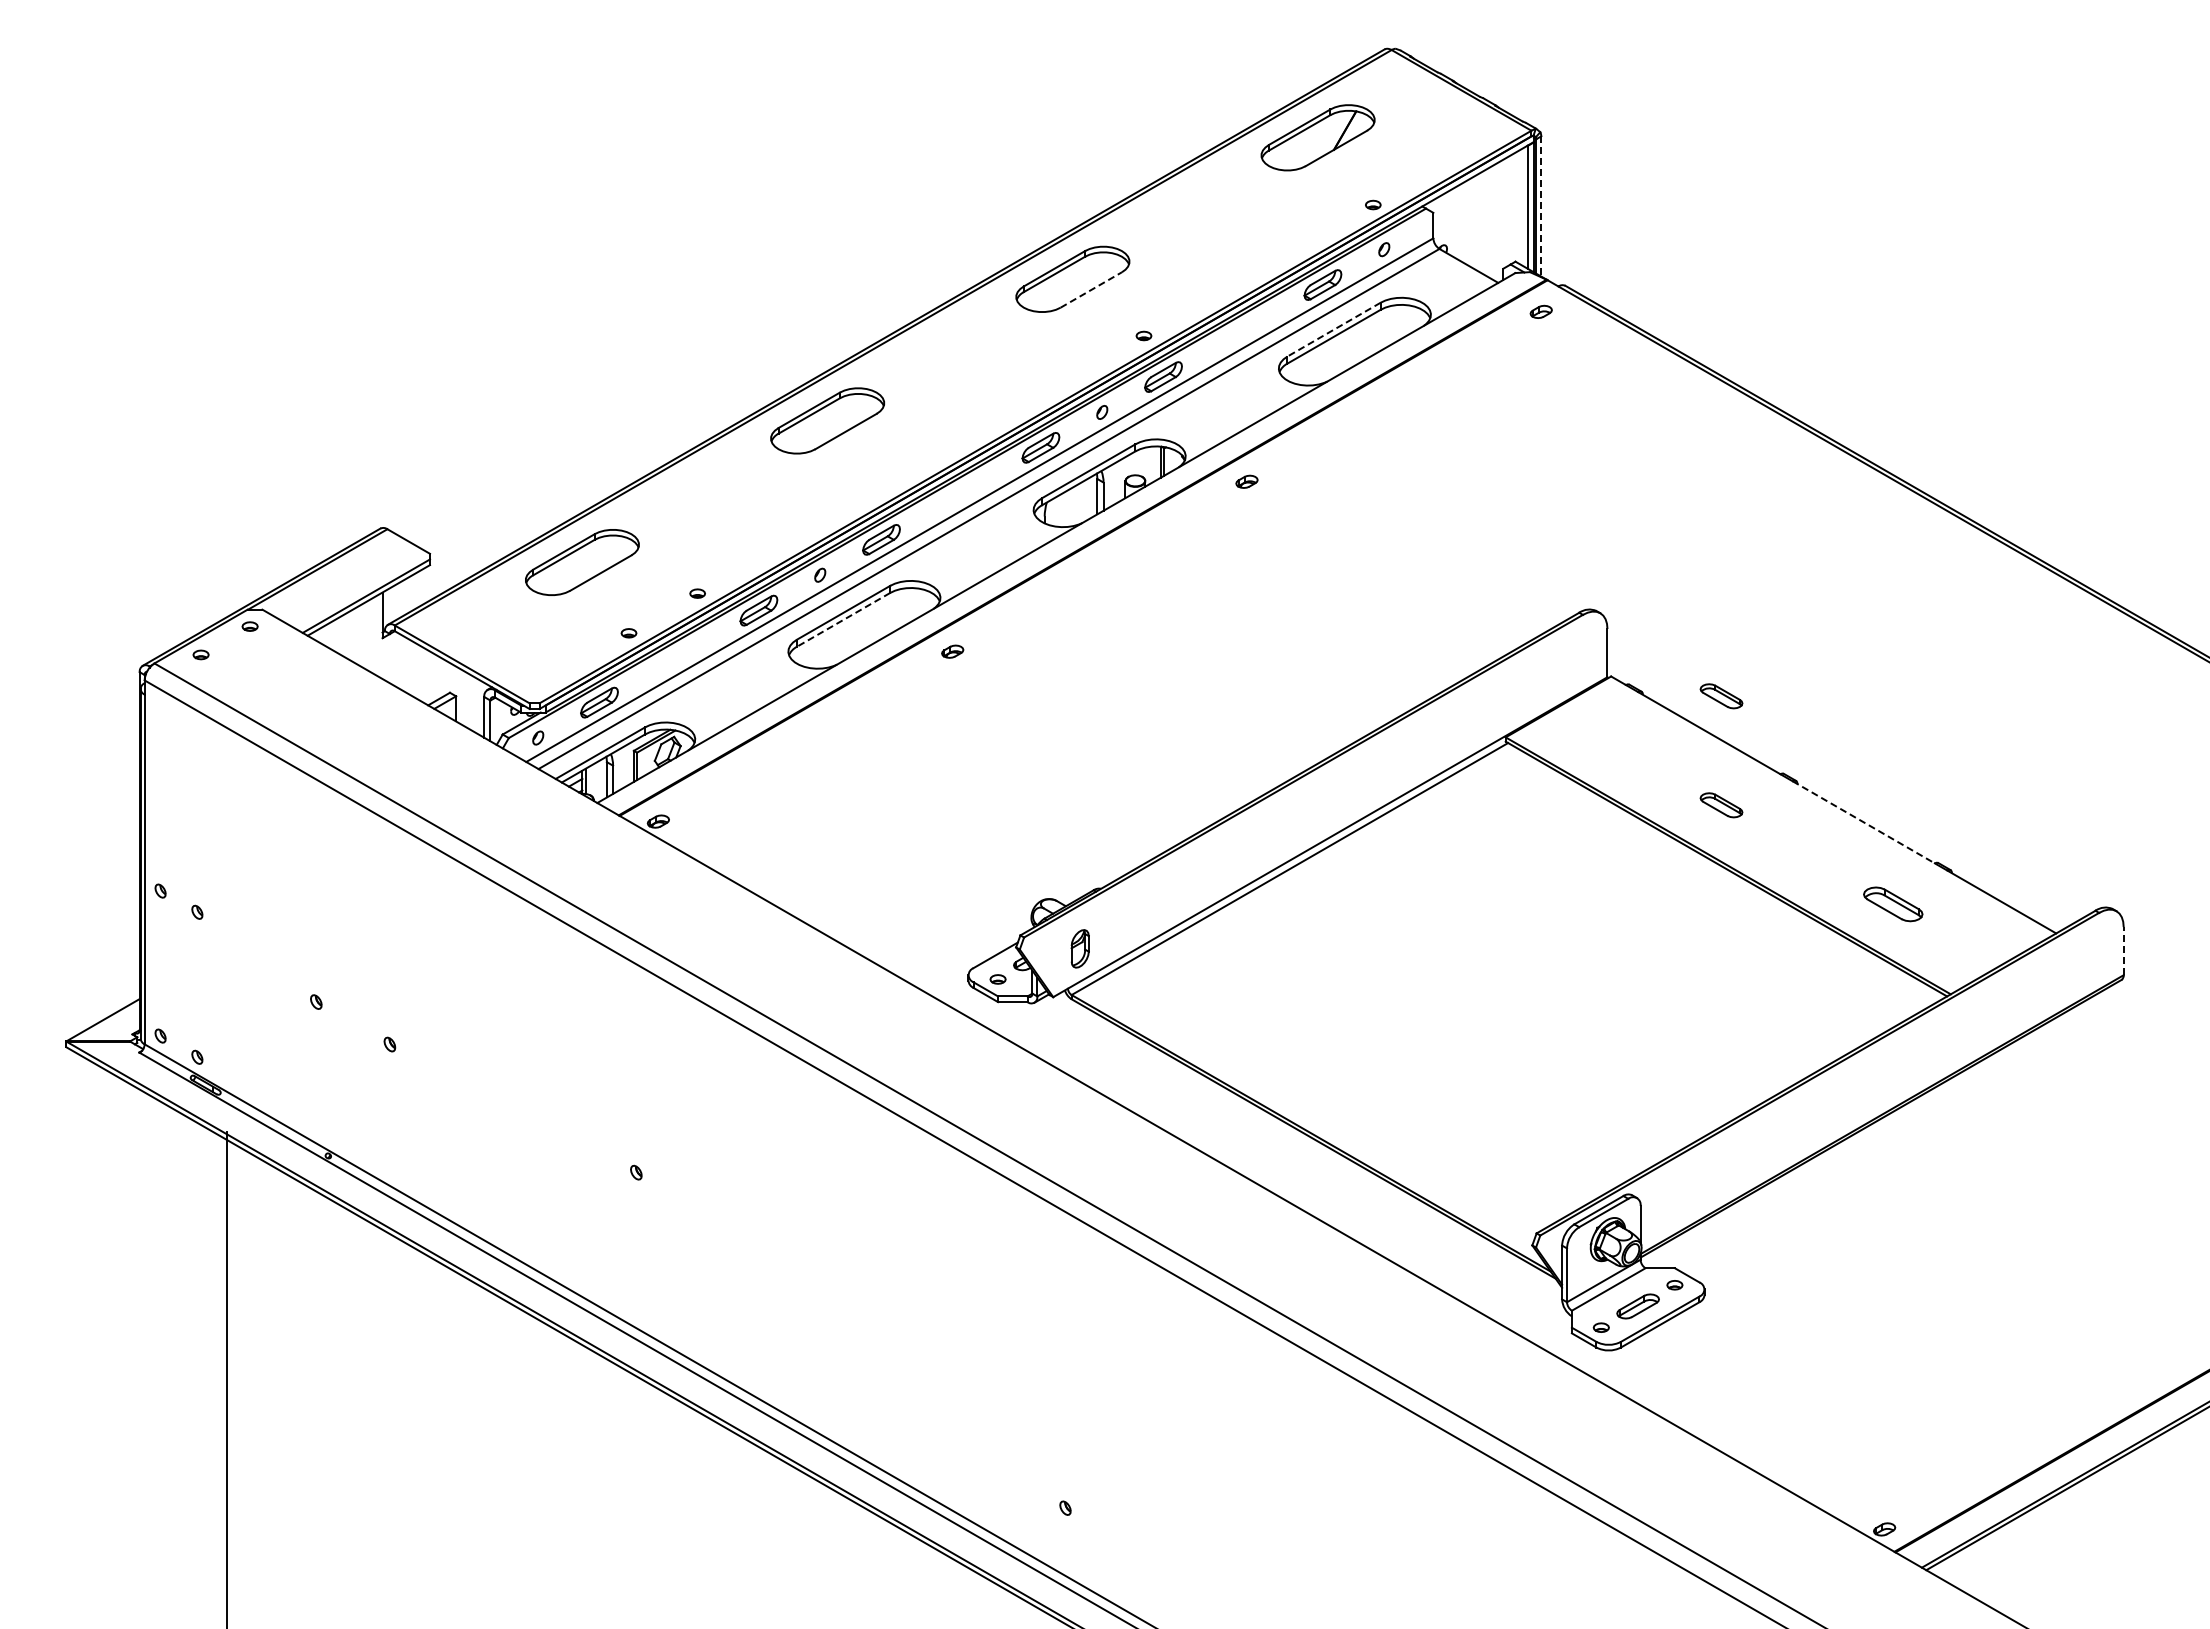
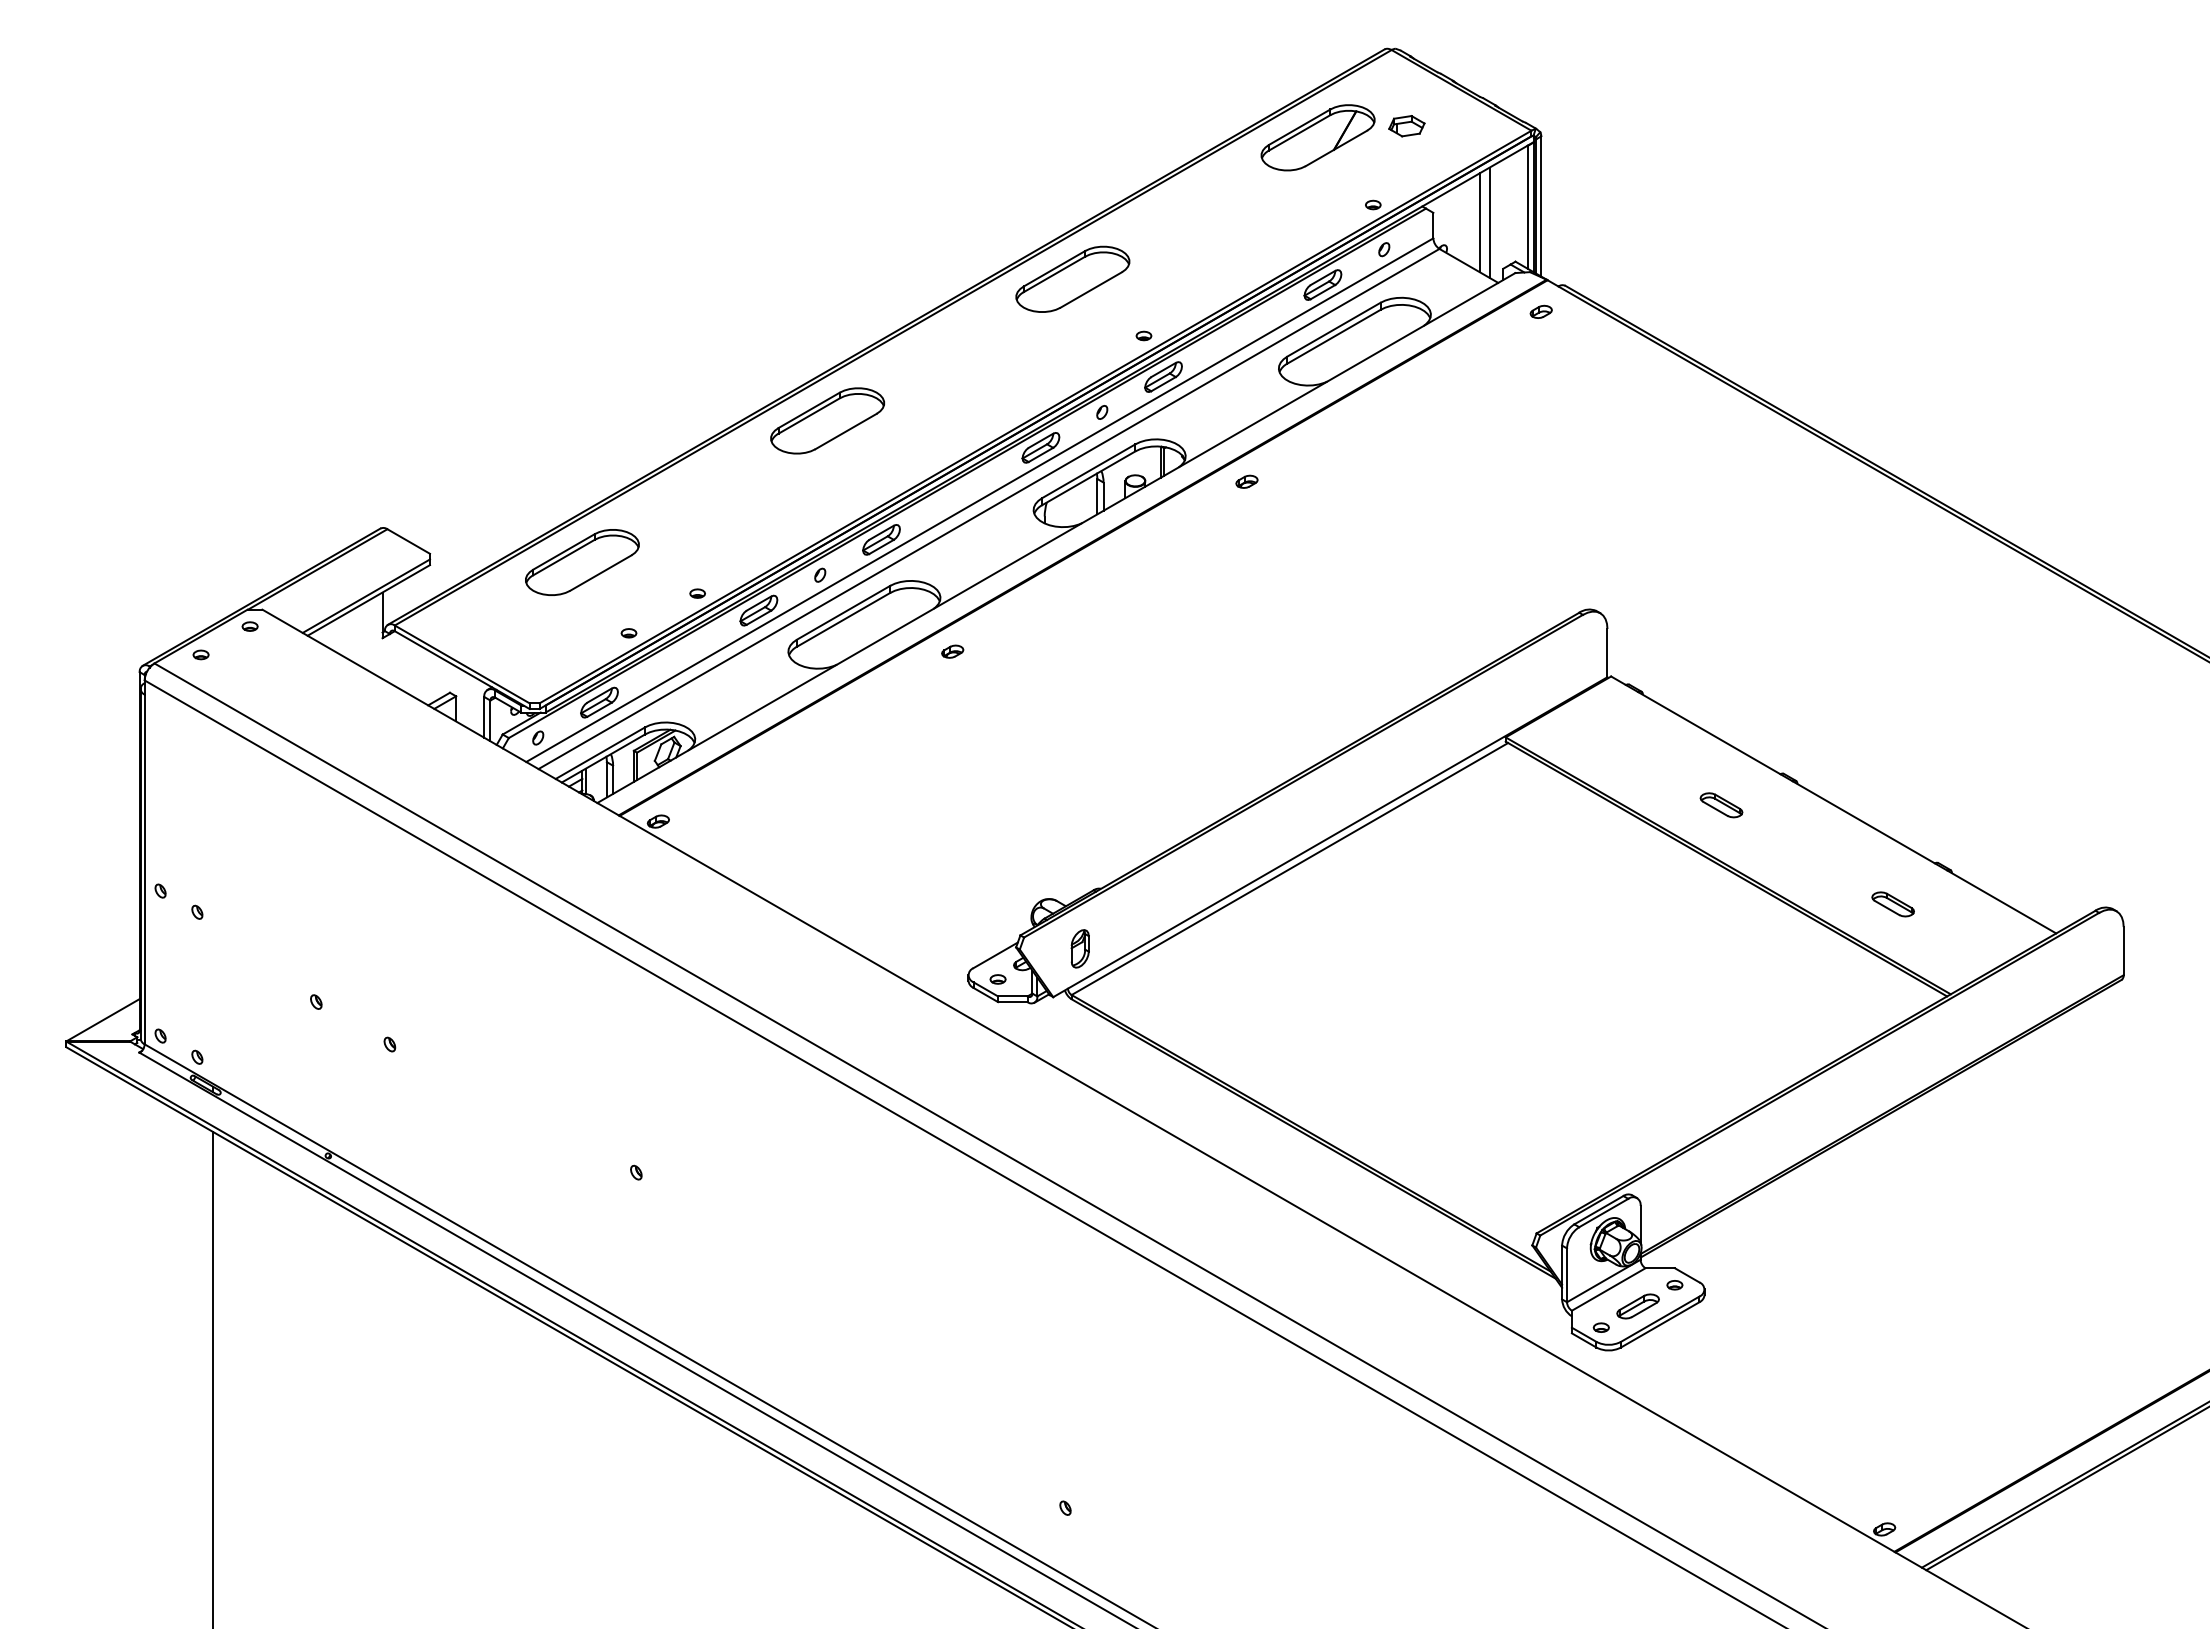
part: none -> present (1406, 126)
line: dashed -> solid (1541, 206)
line: none -> present (1479, 222)
line: none -> present (1489, 222)
line: dashed -> solid (1091, 289)
line: dashed -> solid (1334, 329)
line: dashed -> solid (843, 619)
part: present -> none (1721, 696)
line: dashed -> solid (1864, 822)
part size: 61x37 px -> 44x27 px (1892, 904)
line: dashed -> solid (2123, 950)
line position: (227, 1378) -> (213, 1378) (213, 1378)
